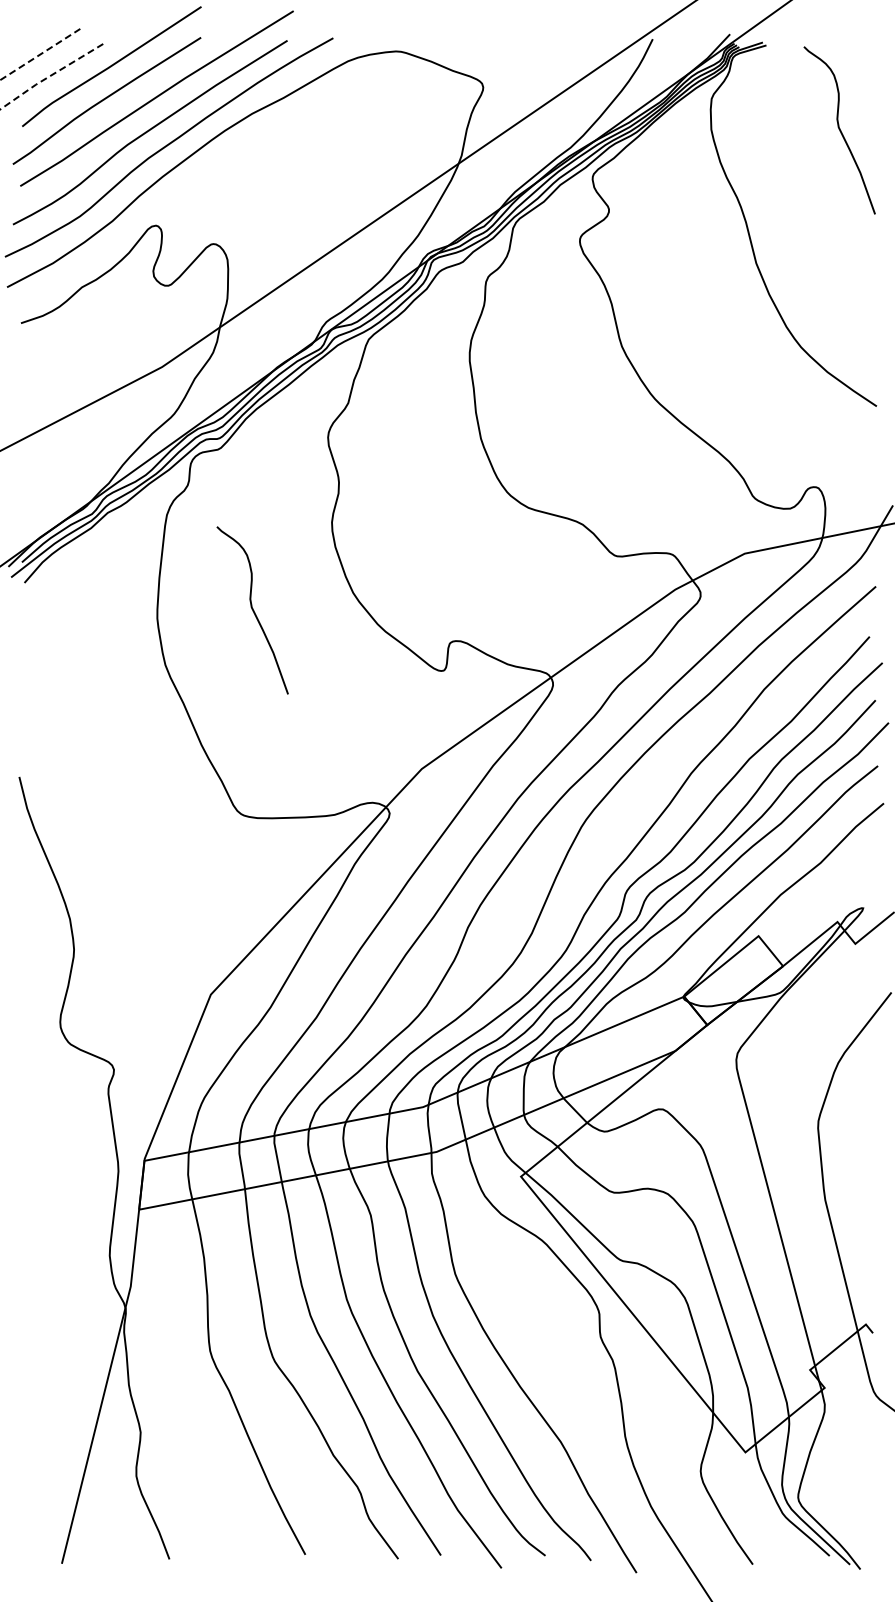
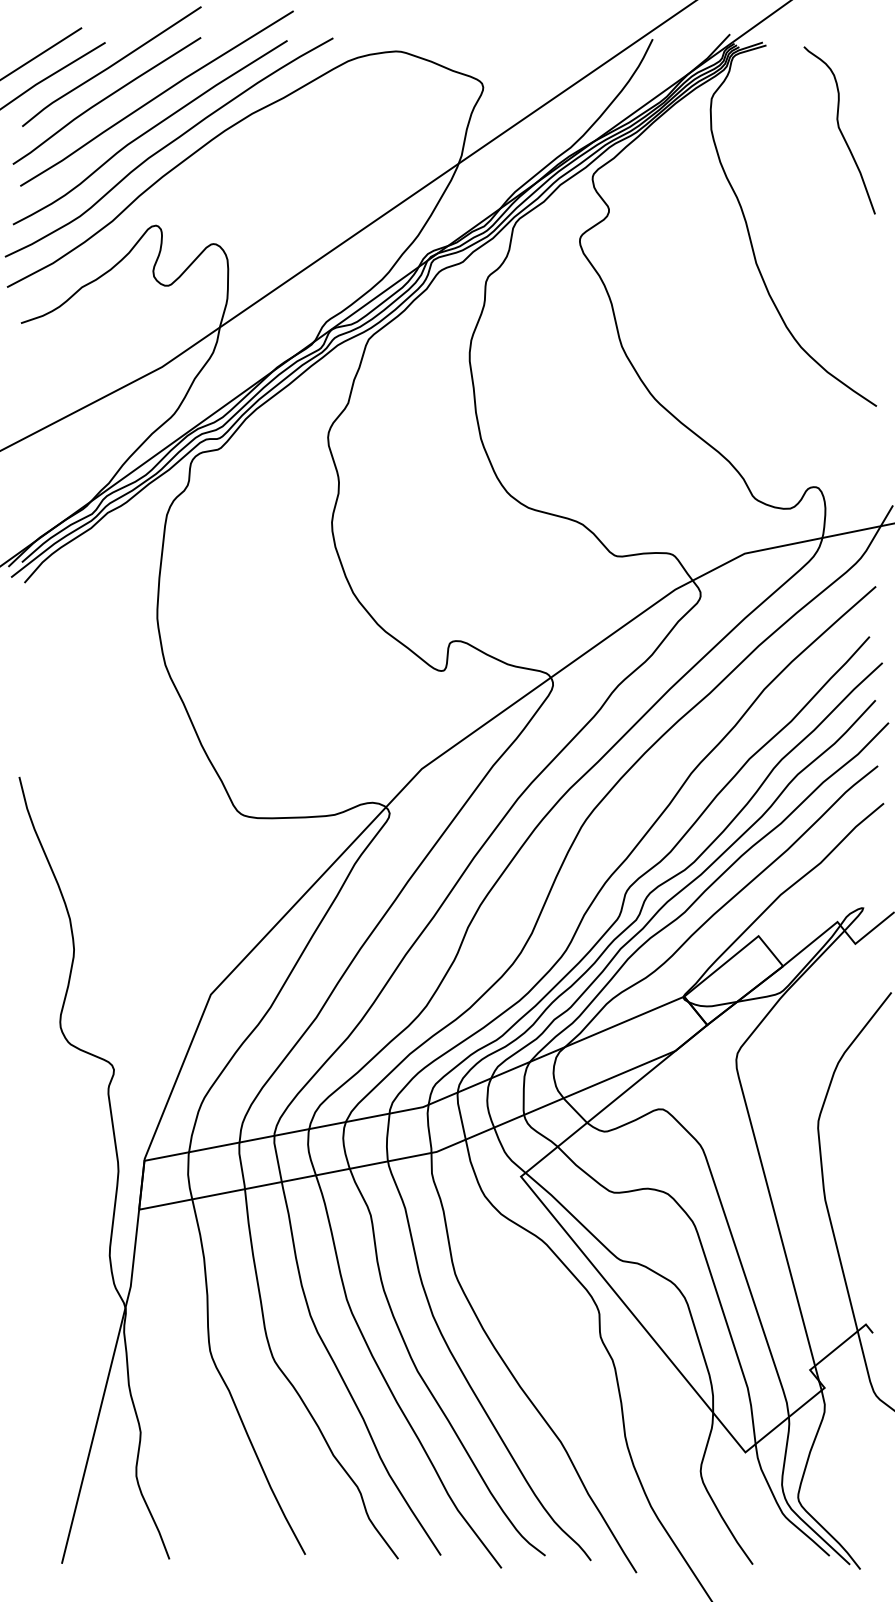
line: dashed -> solid (41, 53)
line: dashed -> solid (52, 74)
curve: present -> none (252, 610)
